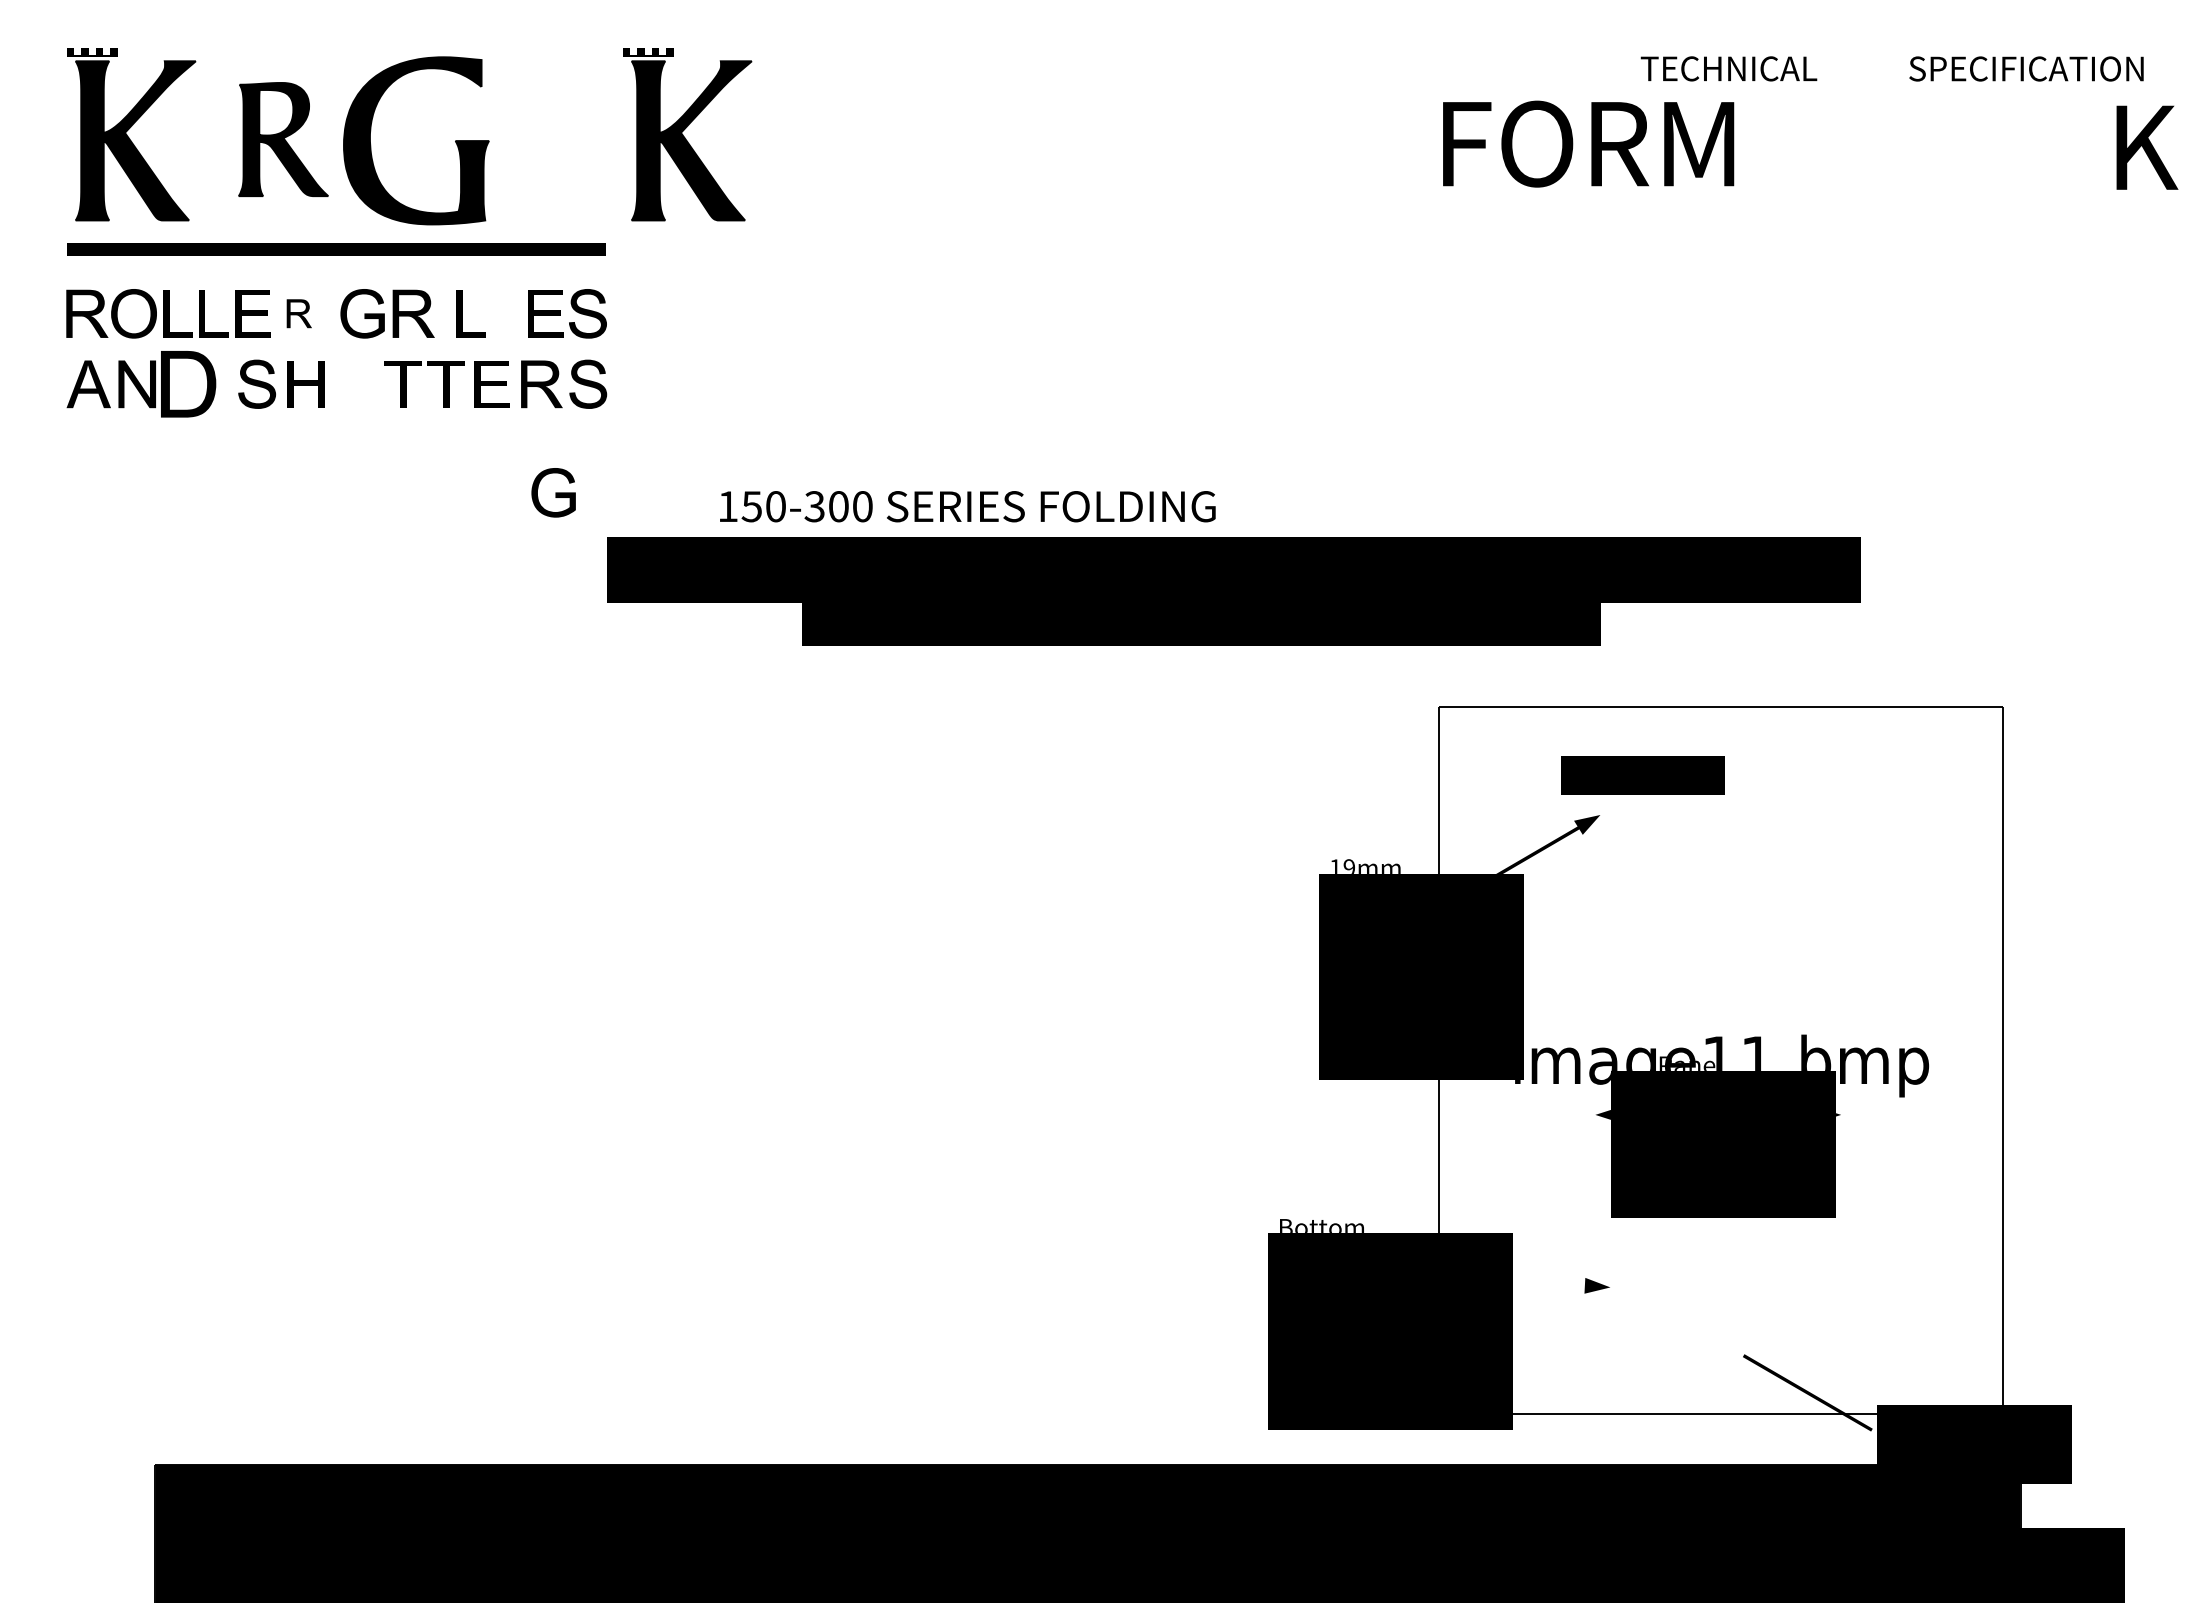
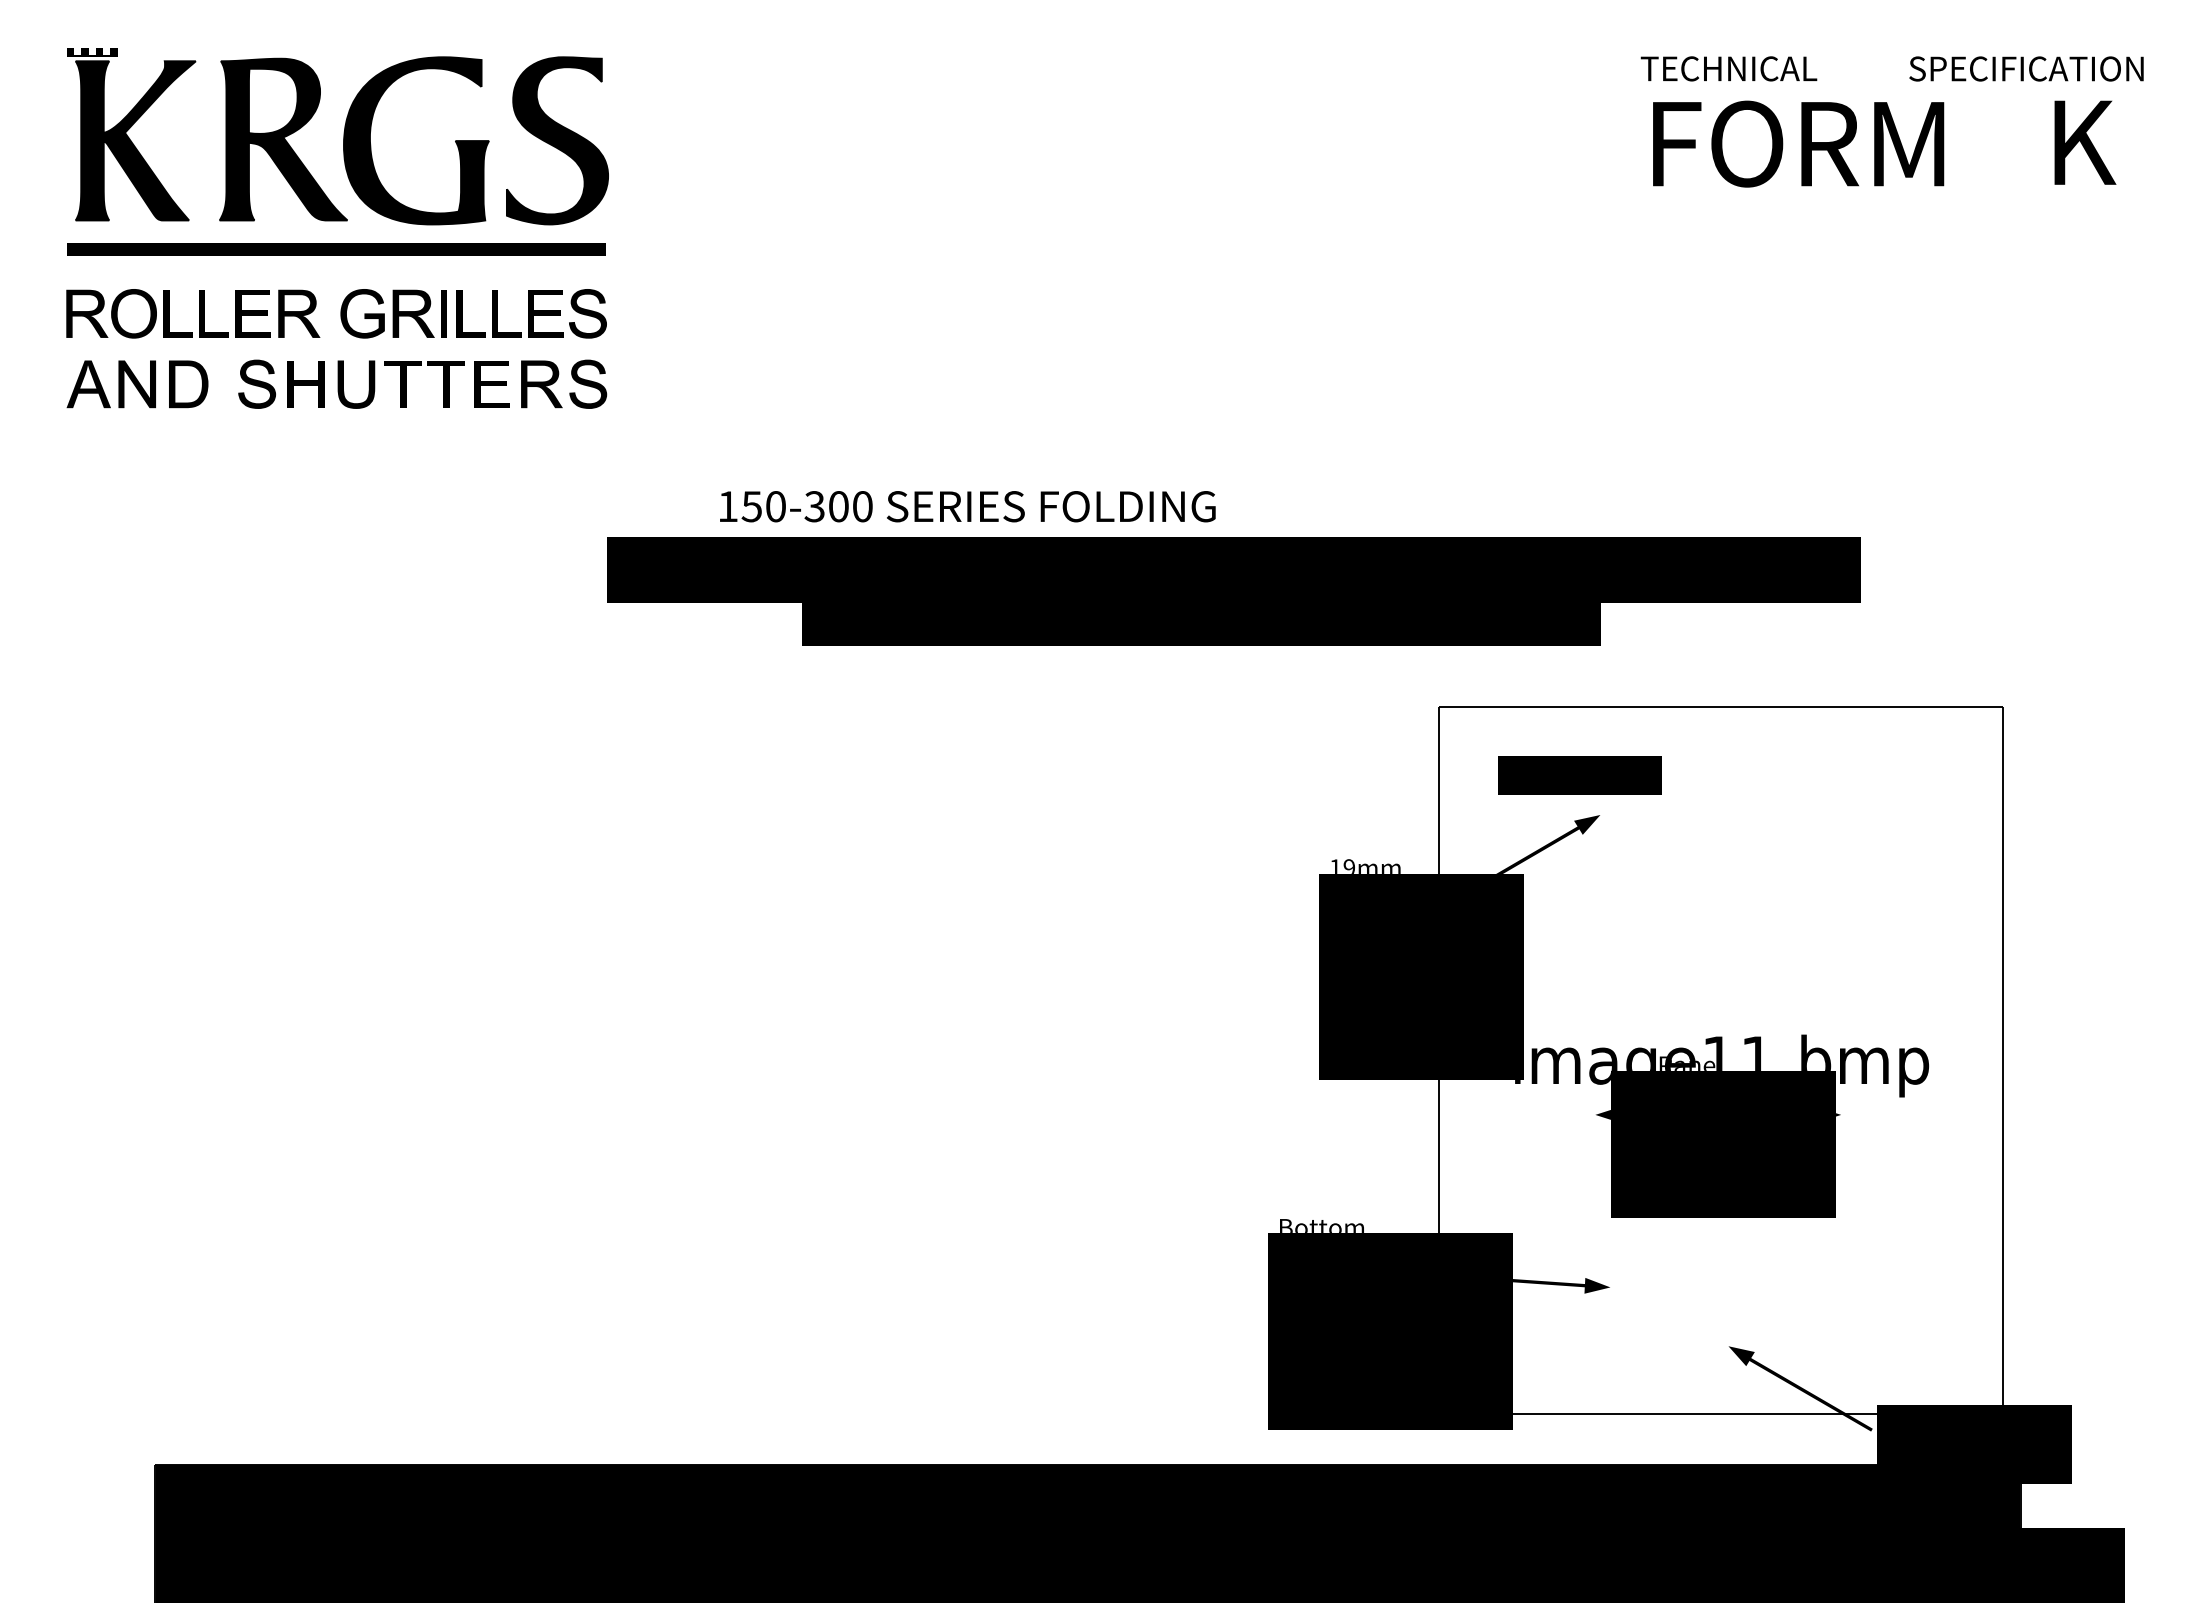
part: present -> none (687, 134)
part size: 91x115 px -> 129x165 px (283, 139)
part: none -> present (557, 140)
text position: (1588, 143) -> (1798, 143) (1798, 143)
text position: (2147, 147) -> (2085, 142) (2085, 142)
part size: 26x30 px -> 43x49 px (299, 313)
fill: none -> present (443, 313)
fill: none -> present (506, 313)
part size: 56x67 px -> 40x49 px (188, 384)
part: none -> present (343, 384)
part: present -> none (553, 492)
text position: (1642, 775) -> (1579, 775) (1579, 775)
fill: none -> present (1529, 1281)
fill: none -> present (1741, 1356)
